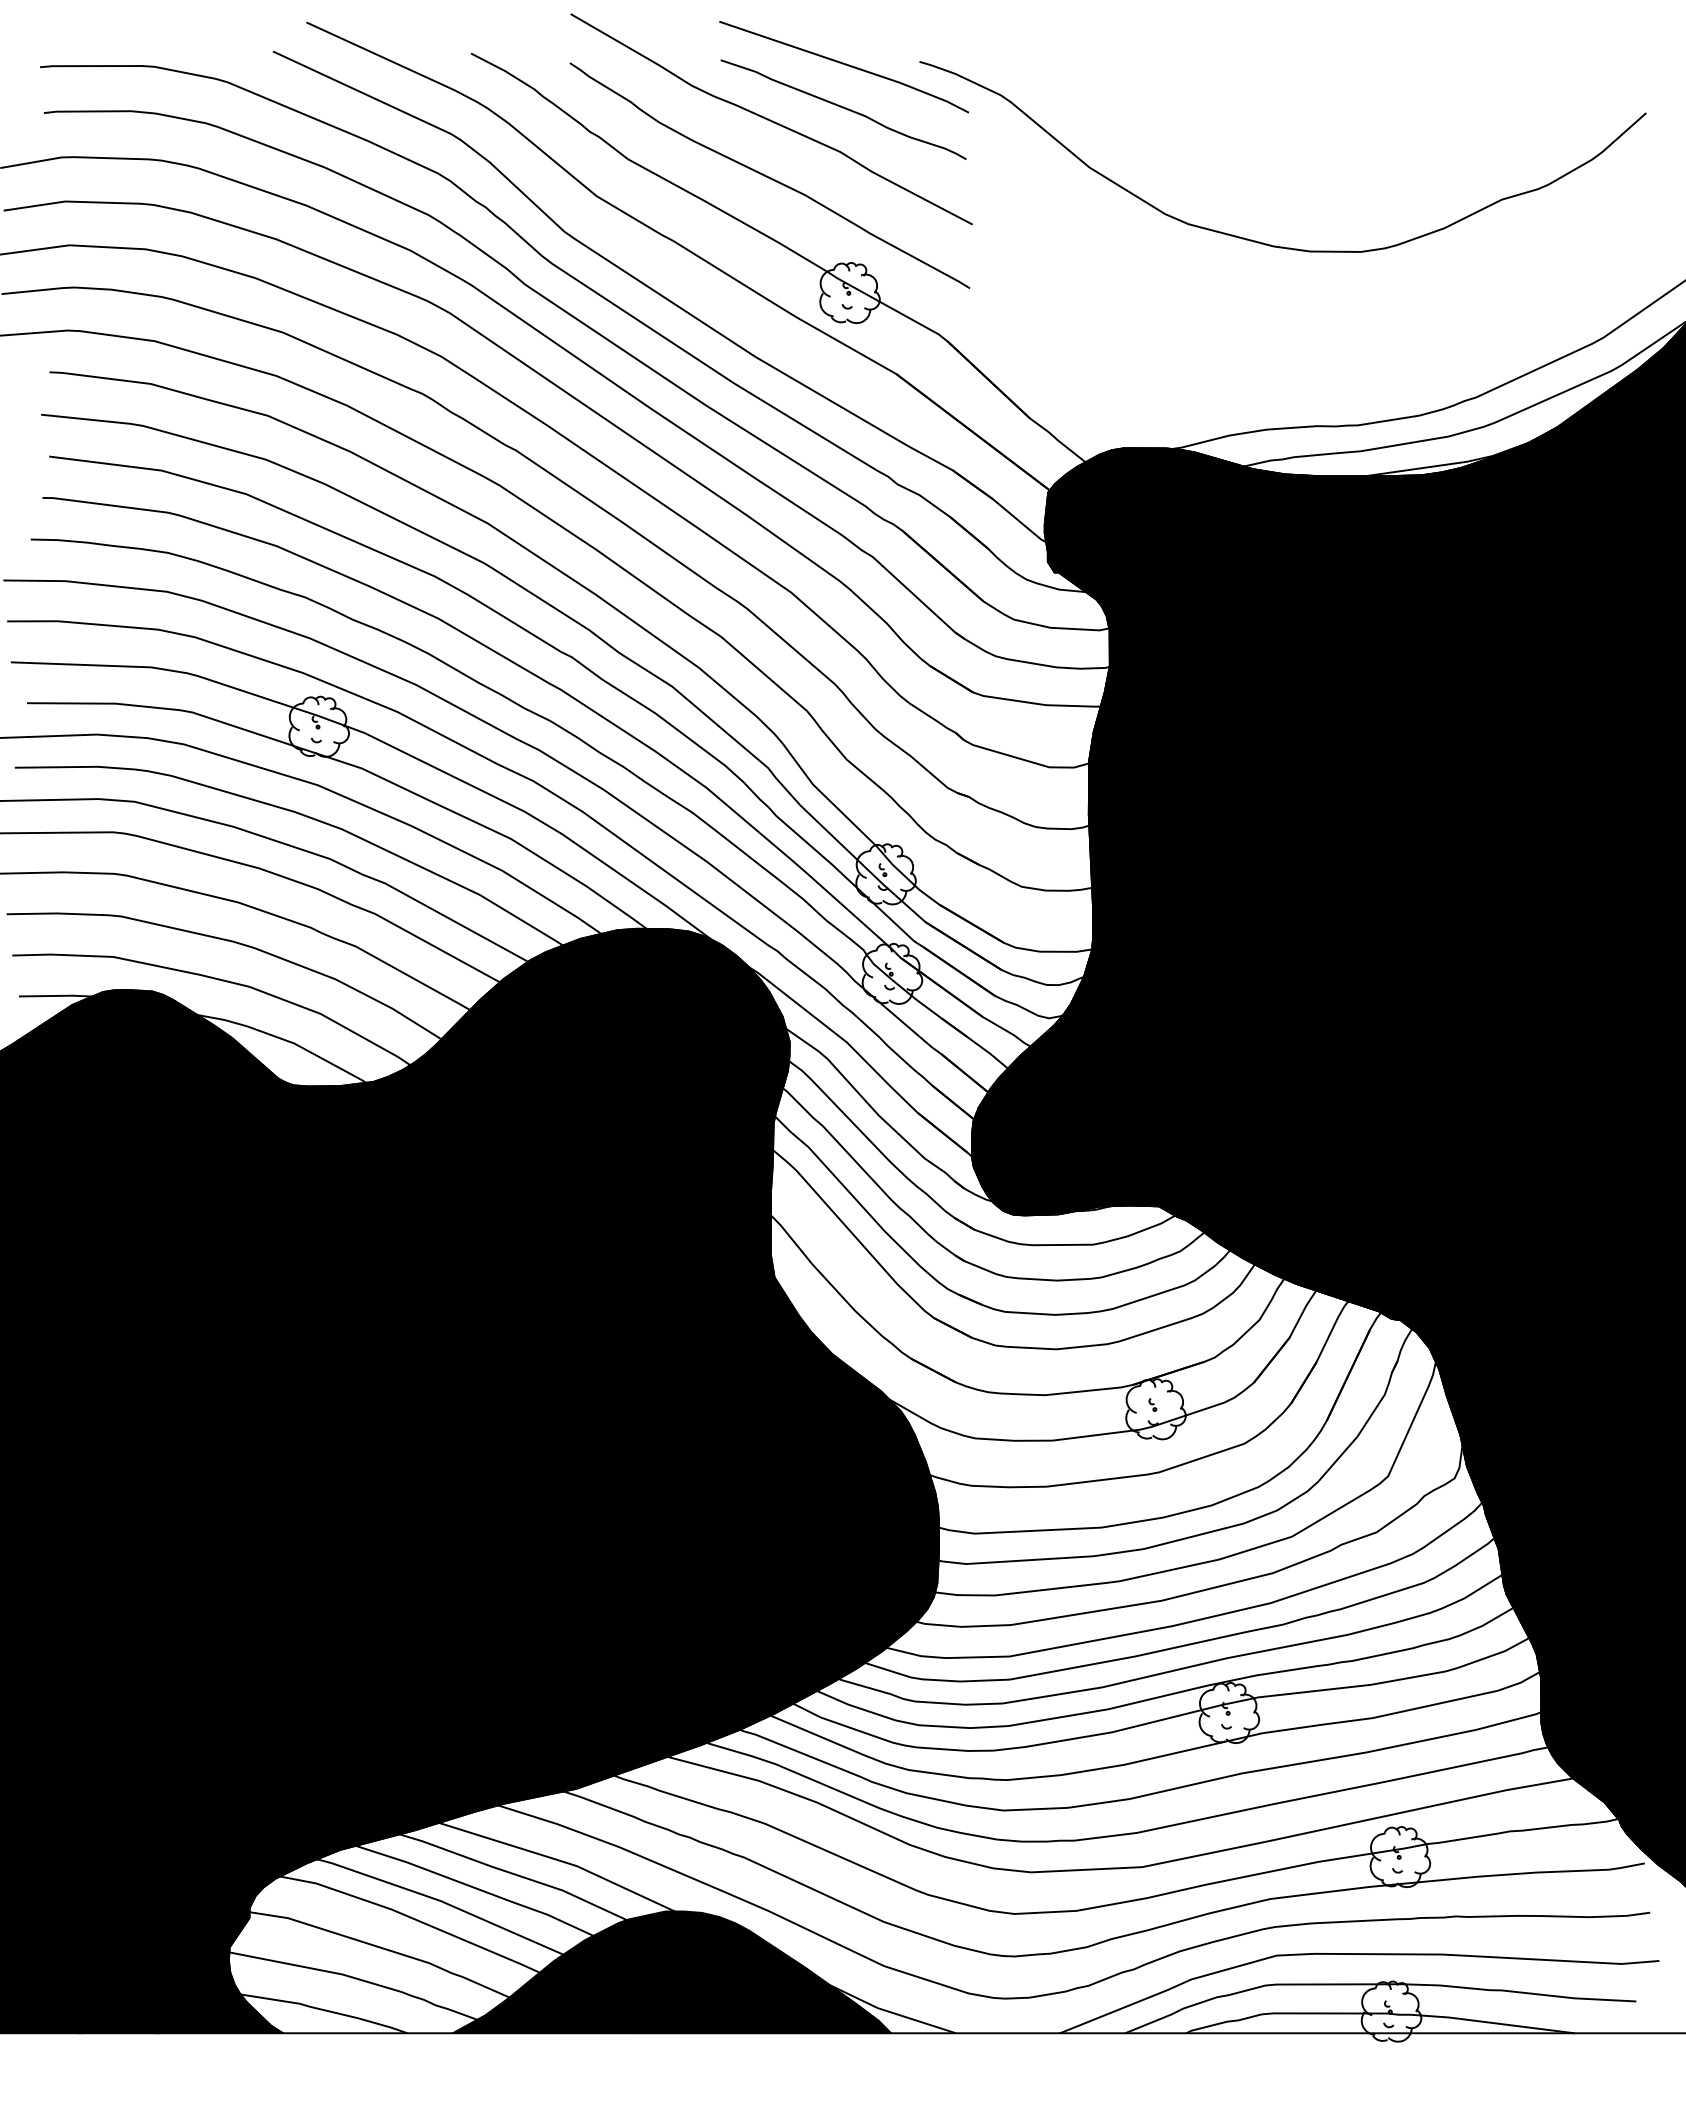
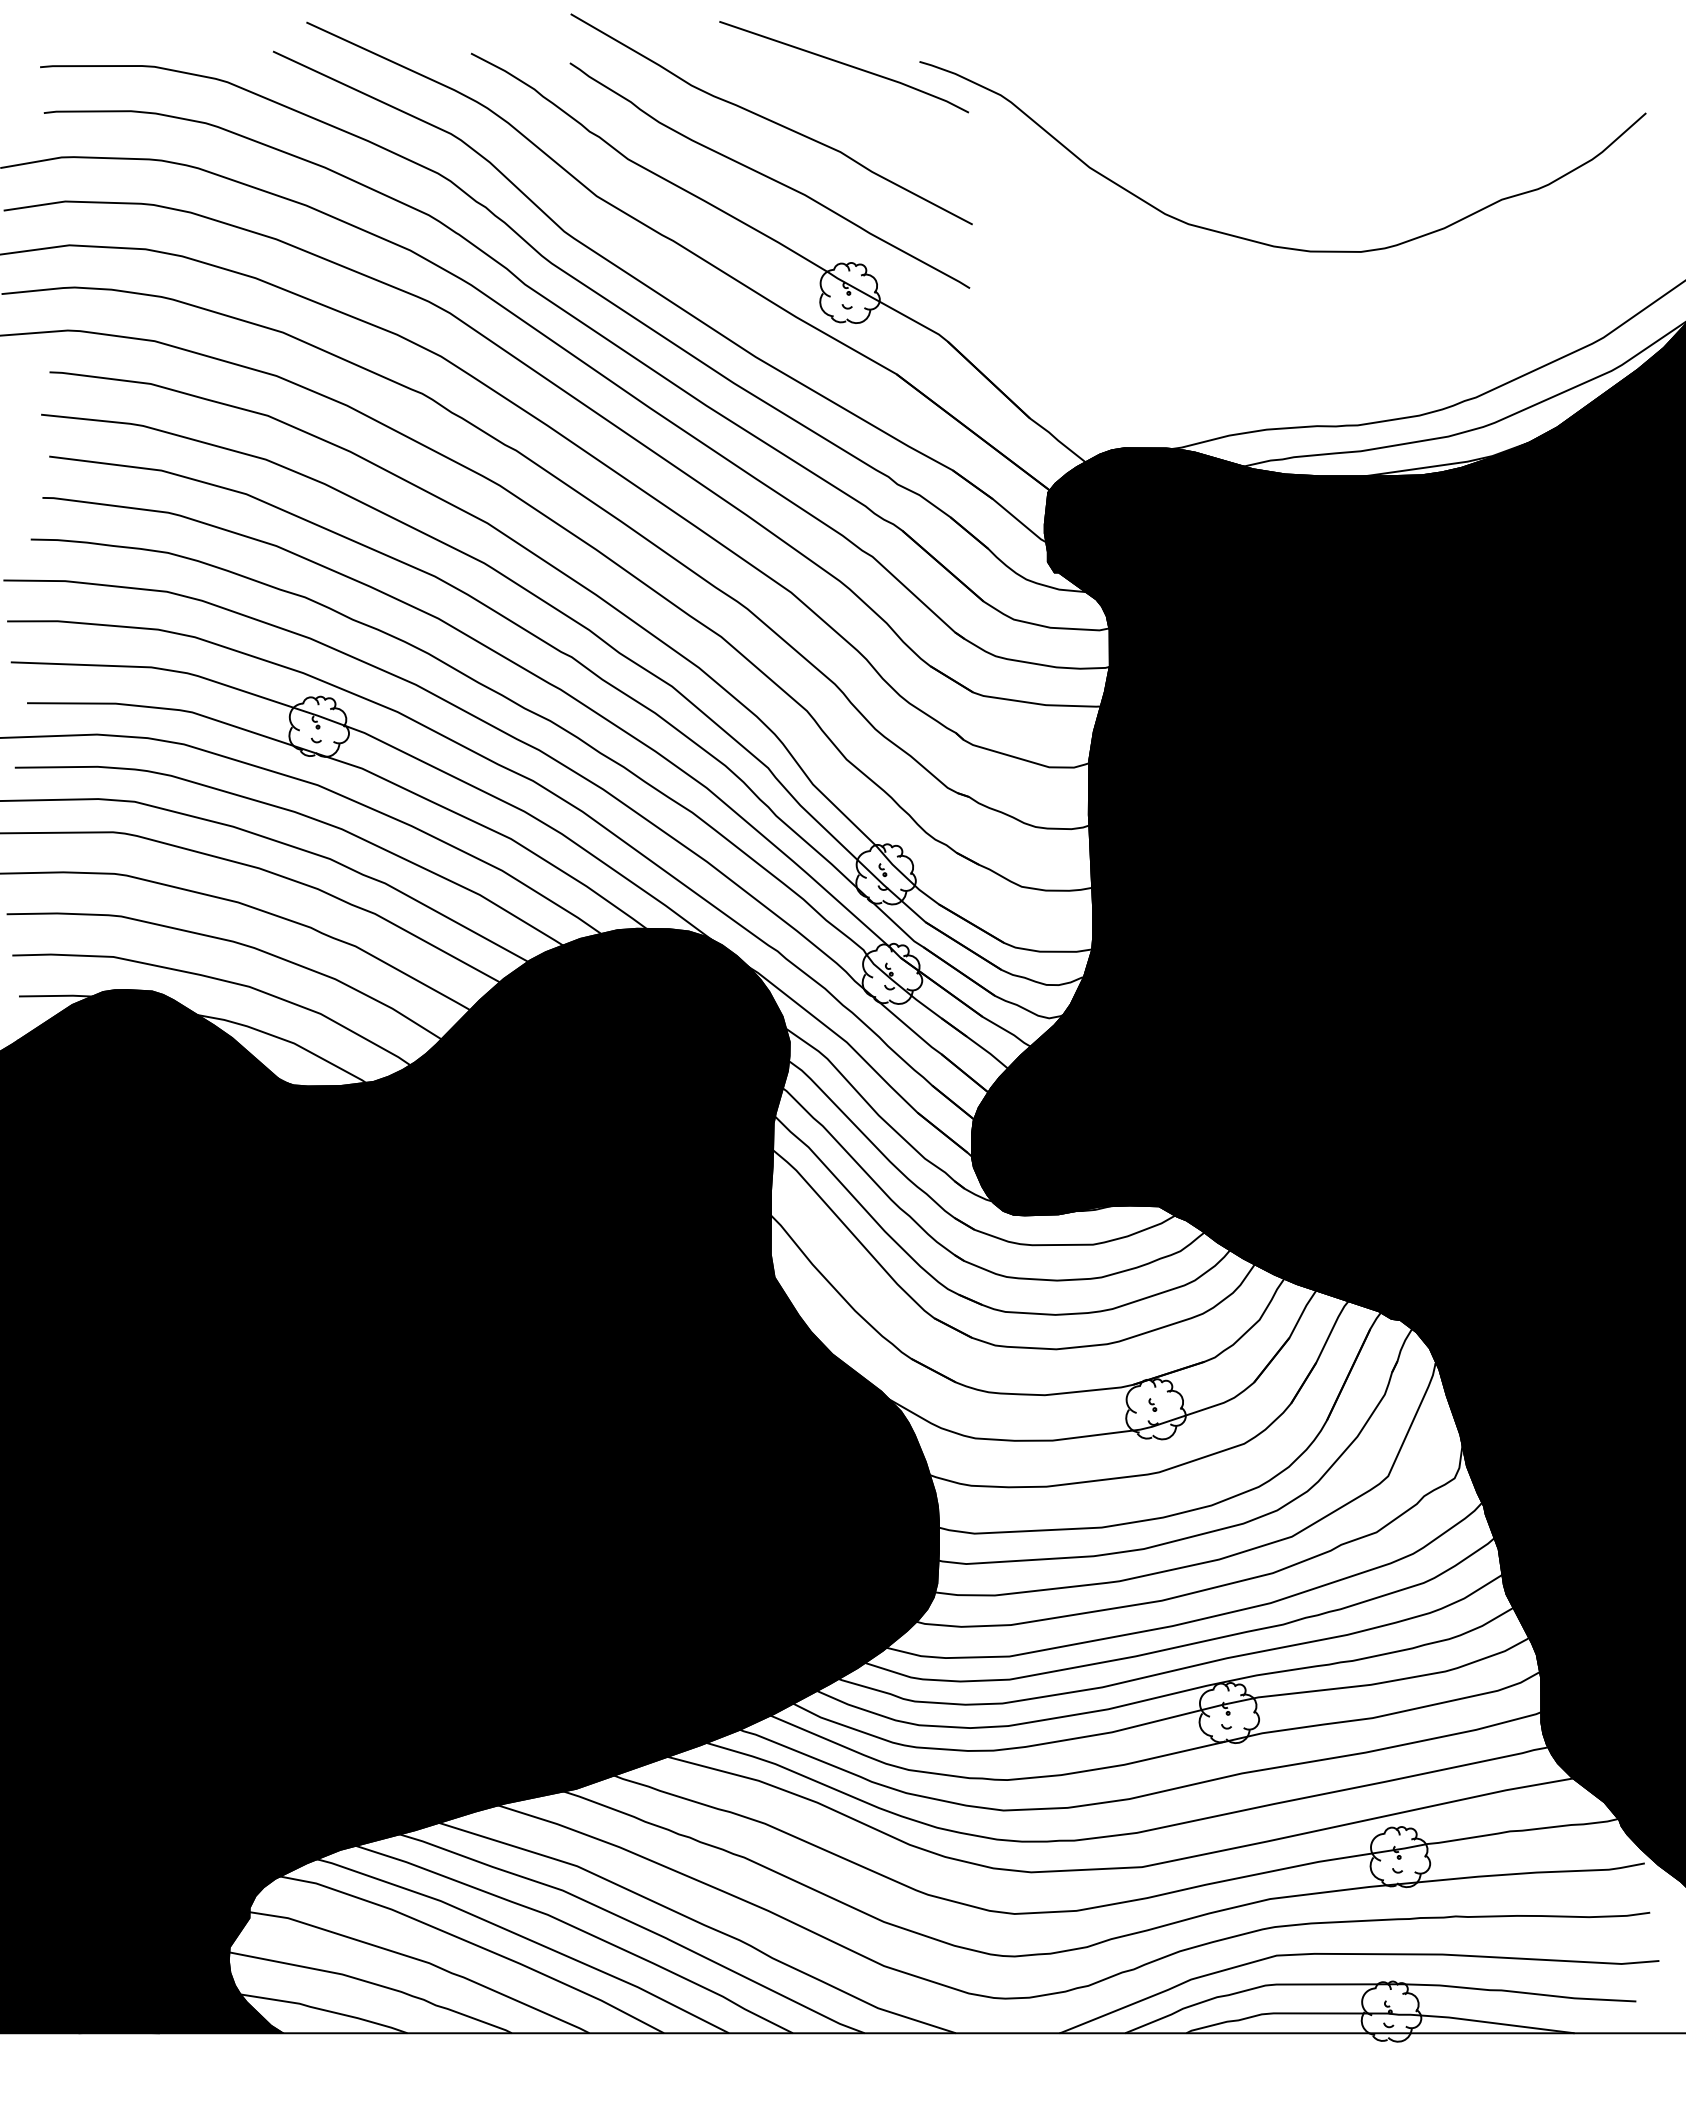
curve: present -> none (843, 108)
fill: present -> none (671, 1971)
